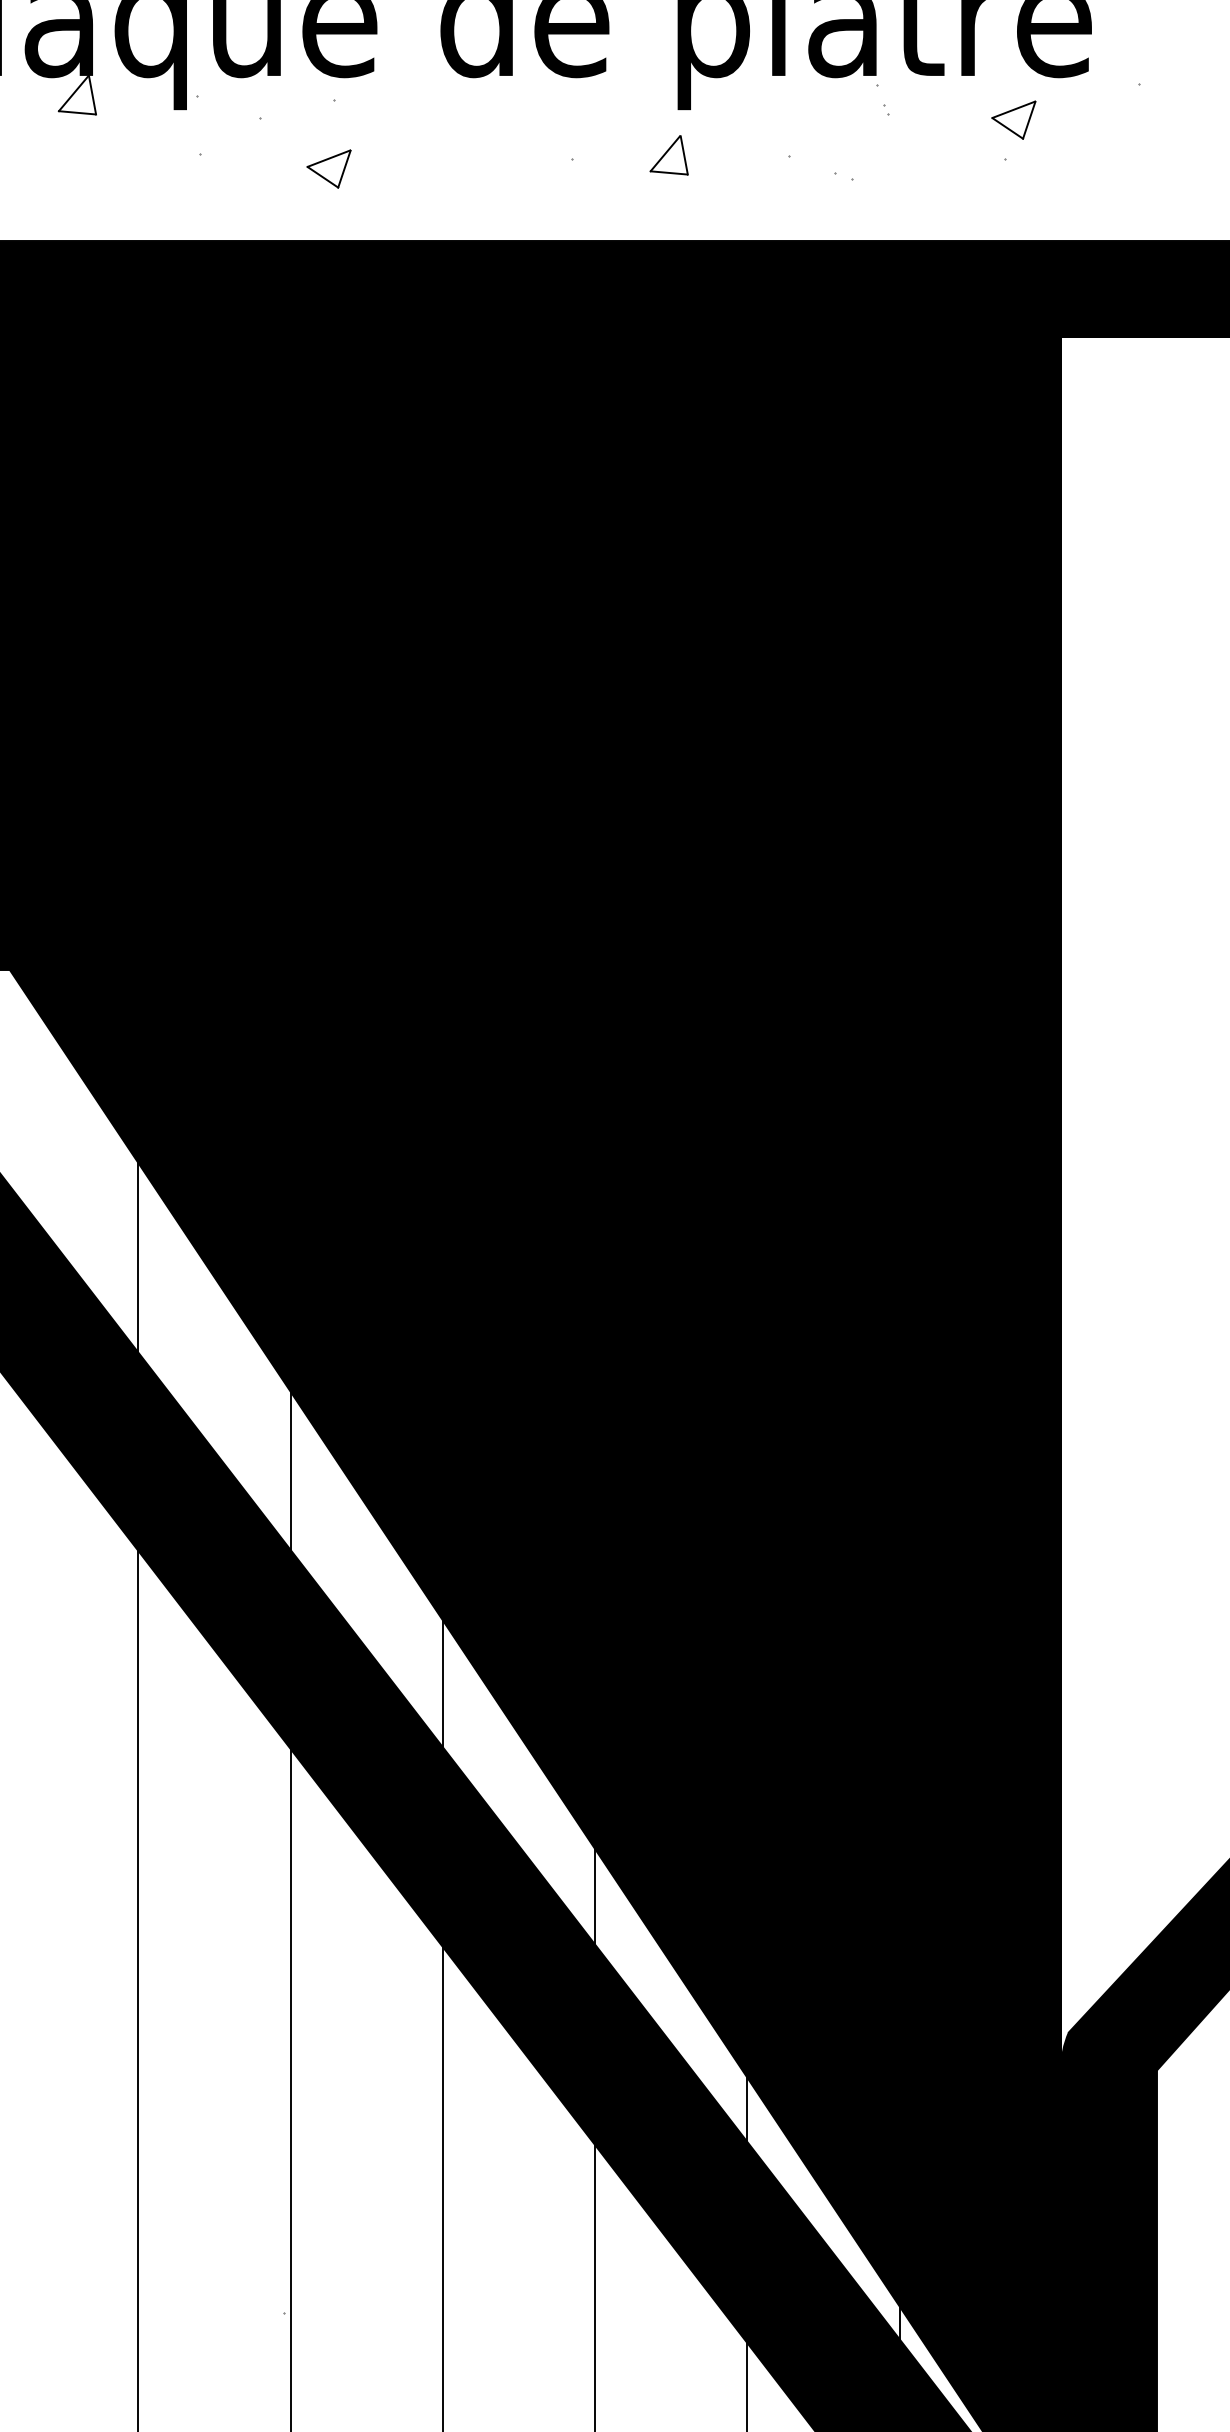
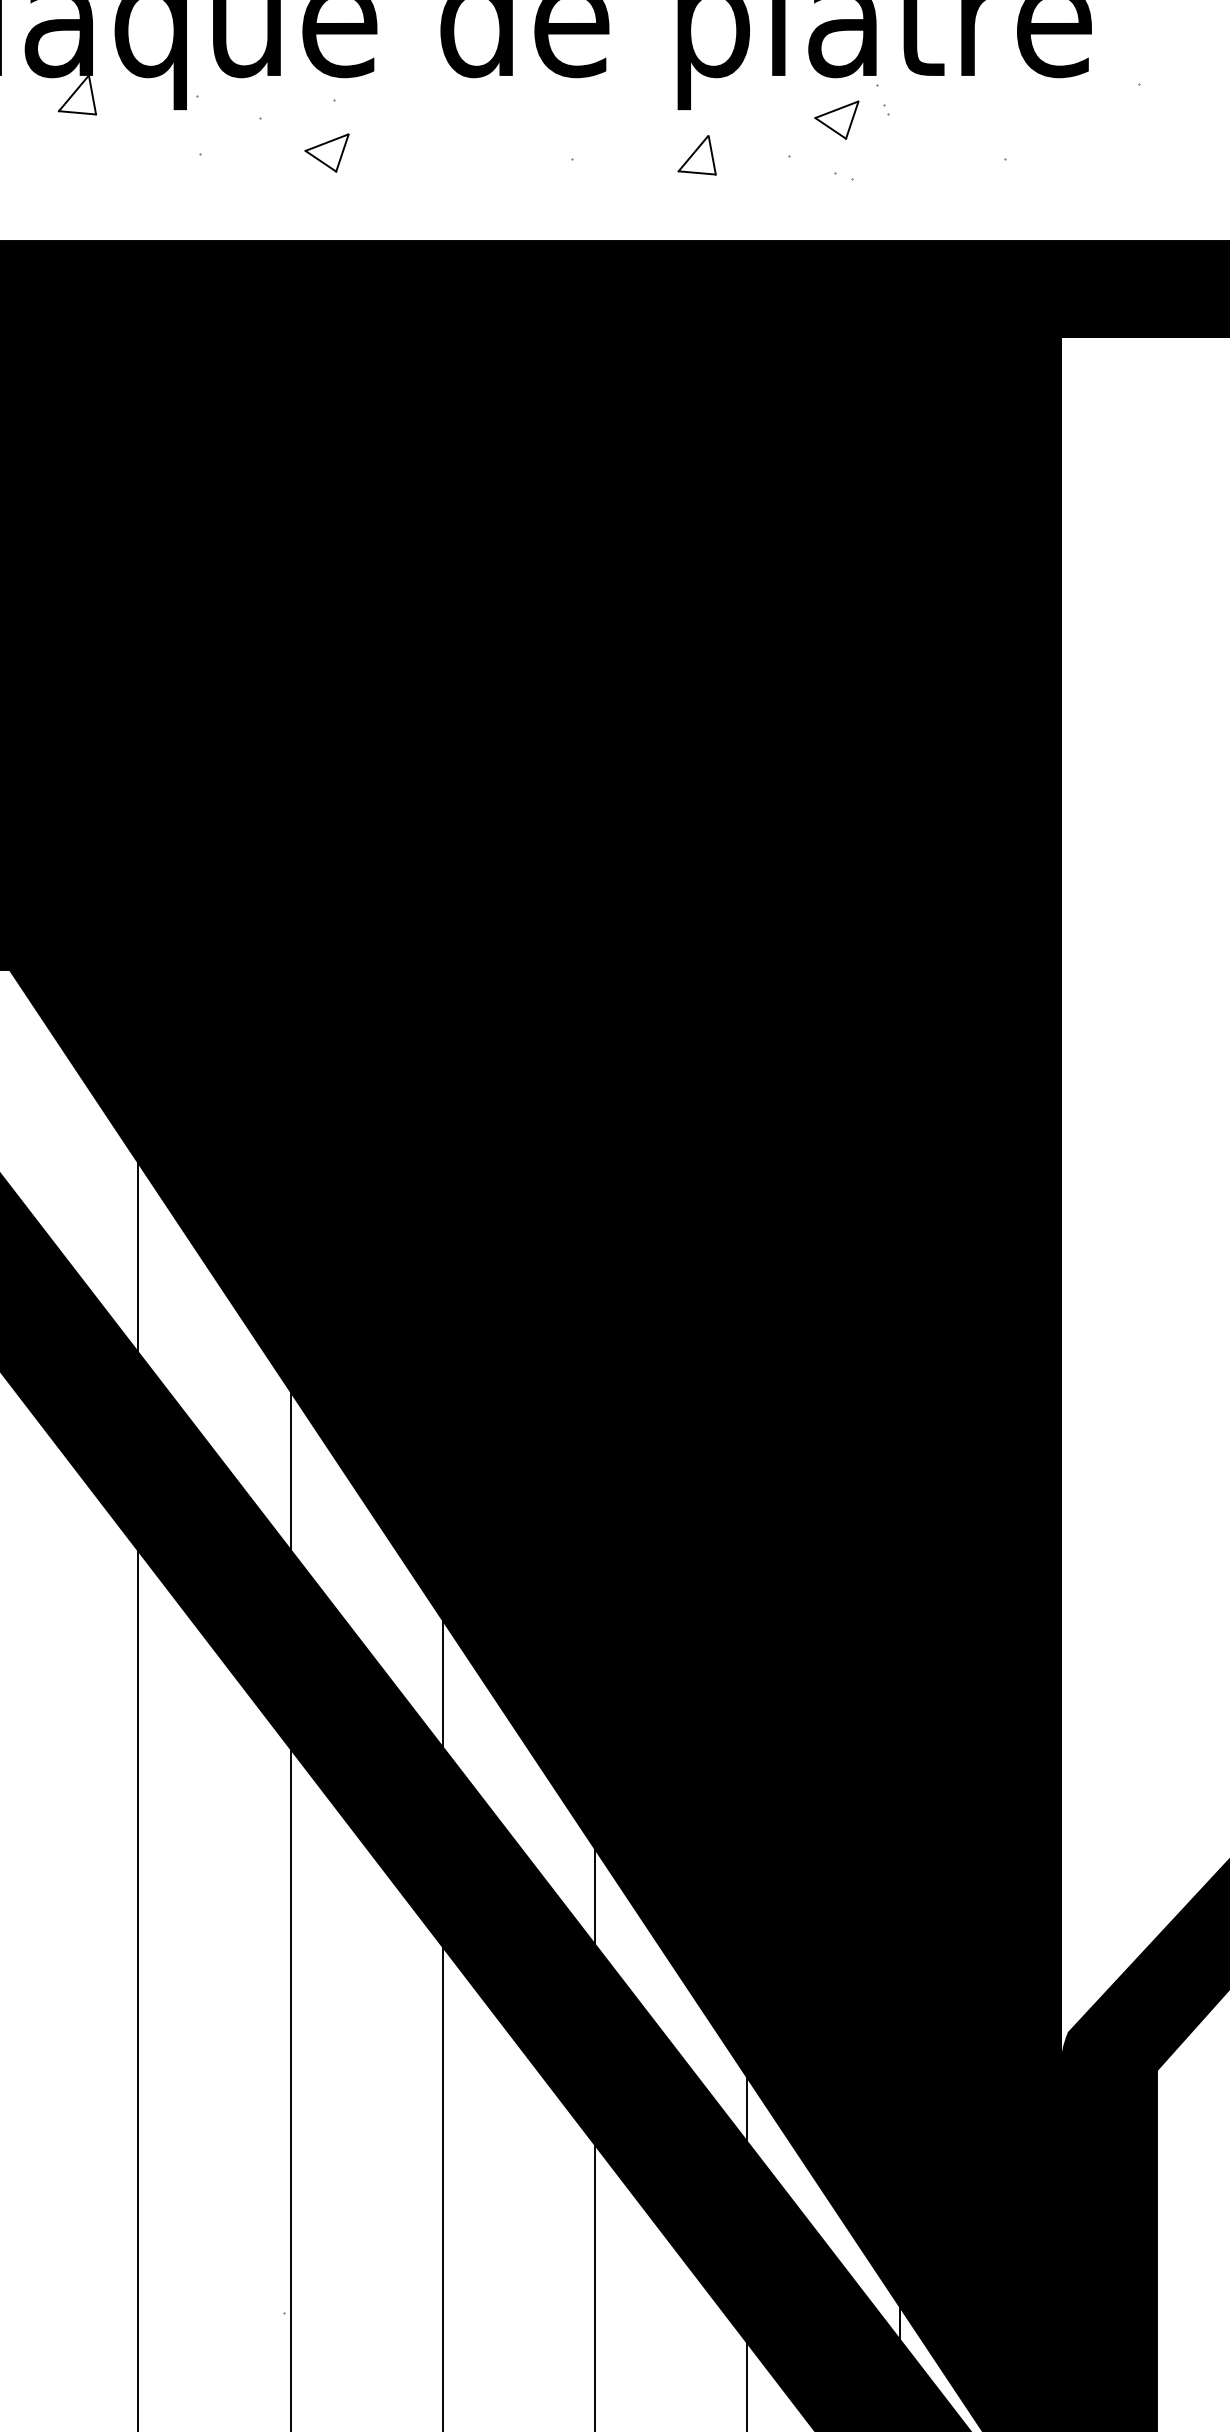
part position: (1013, 119) -> (836, 119) (836, 119)
part position: (668, 155) -> (696, 155) (696, 155)
part position: (328, 168) -> (326, 152) (326, 152)
